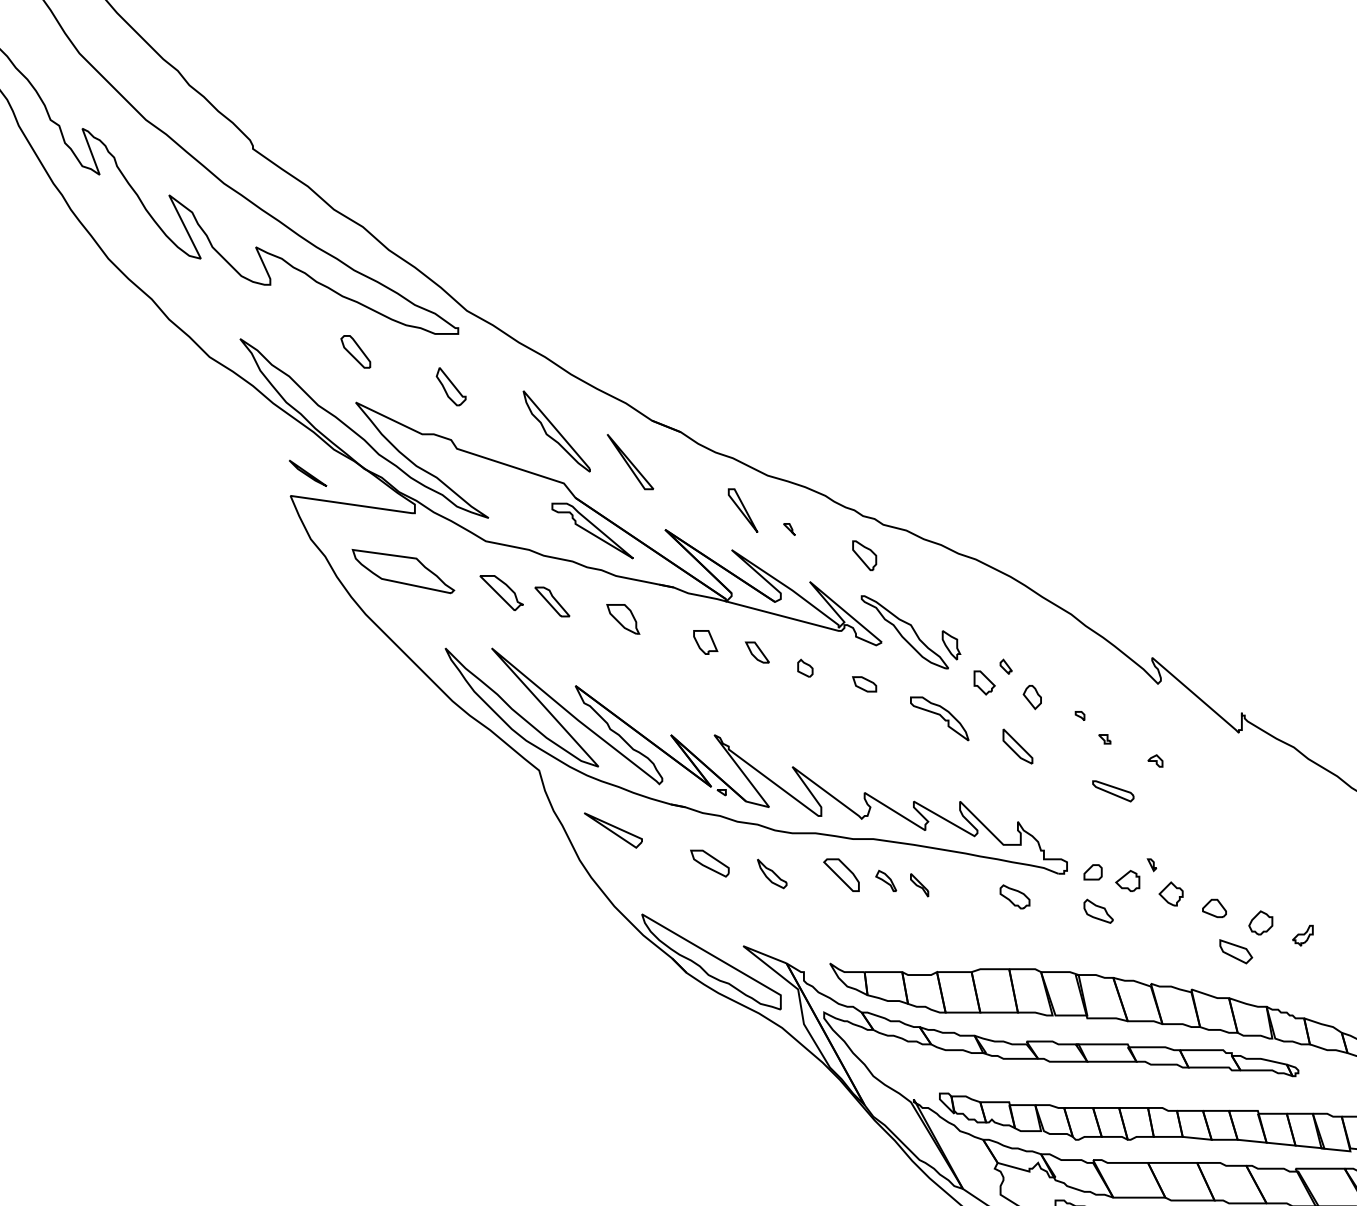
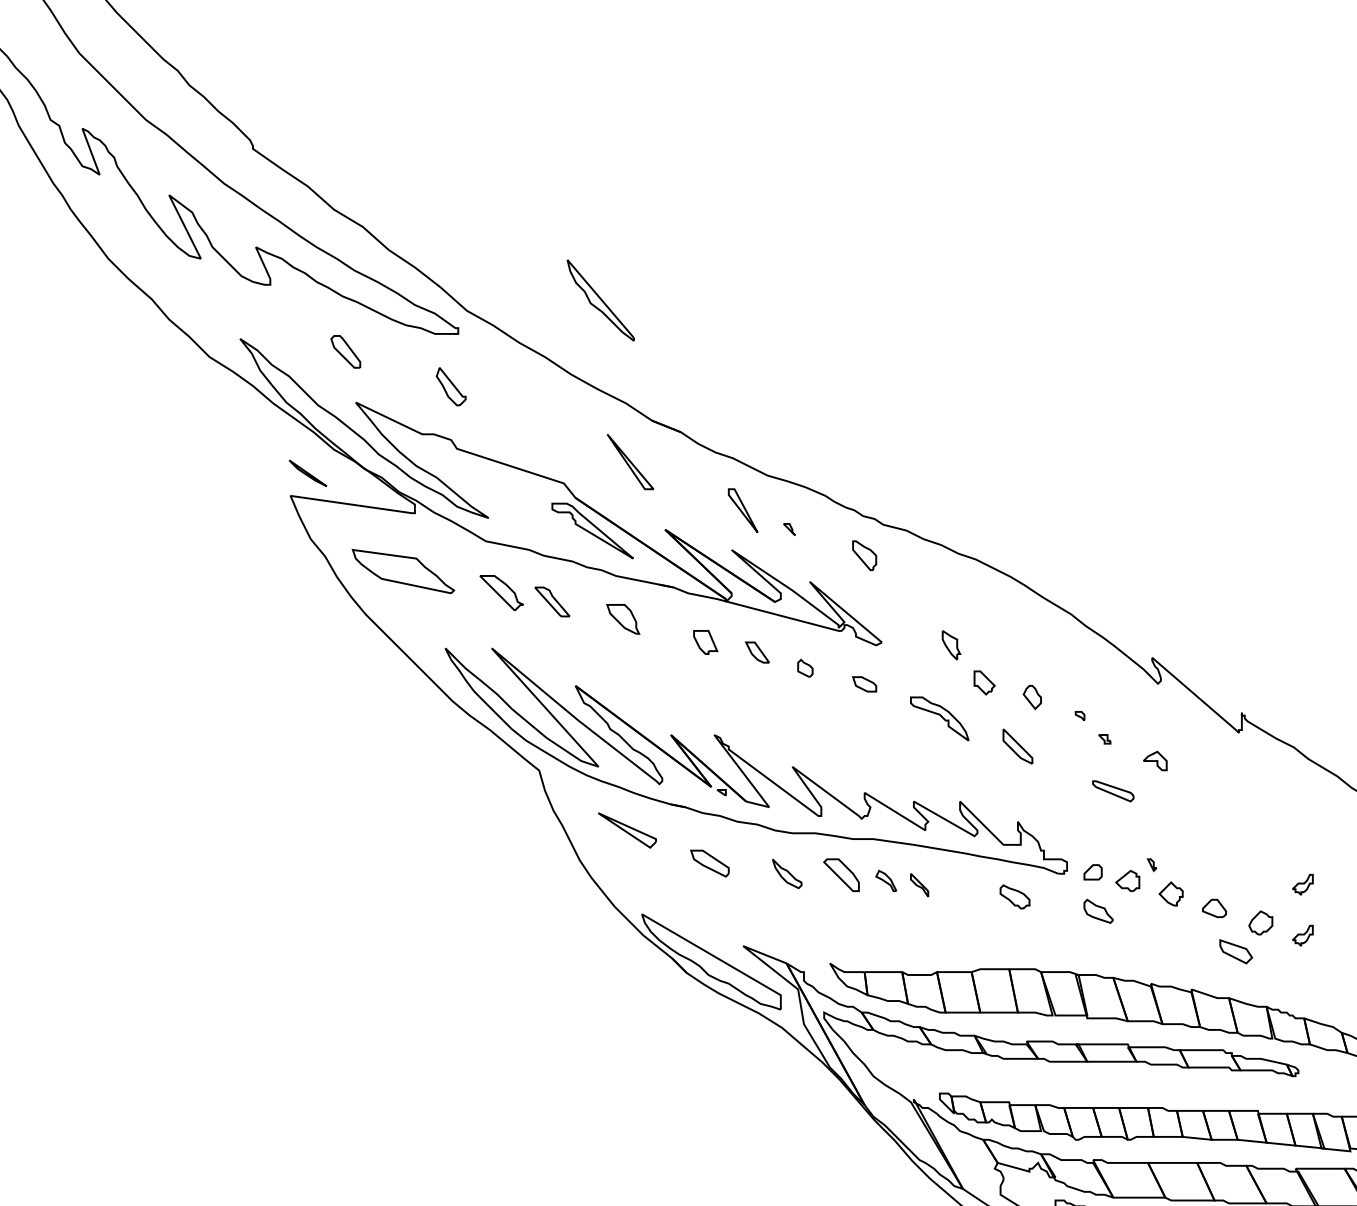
part position: (355, 351) -> (345, 351) (345, 351)
part position: (556, 431) -> (600, 300) (600, 300)
part: present -> none (904, 632)
part: present -> none (1005, 666)
part size: 17x14 px -> 25x22 px (1155, 760)
part position: (613, 830) -> (627, 830) (627, 830)
part position: (772, 873) -> (787, 873) (787, 873)
part: none -> present (1302, 884)
